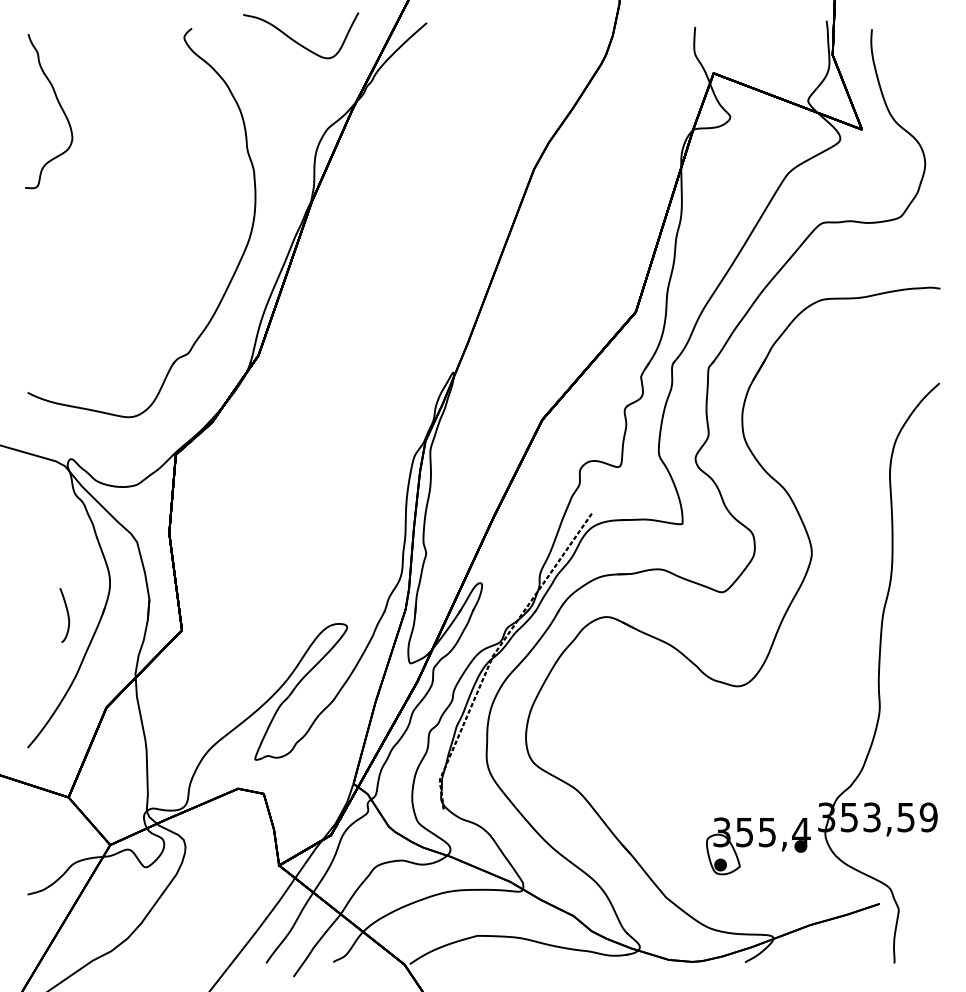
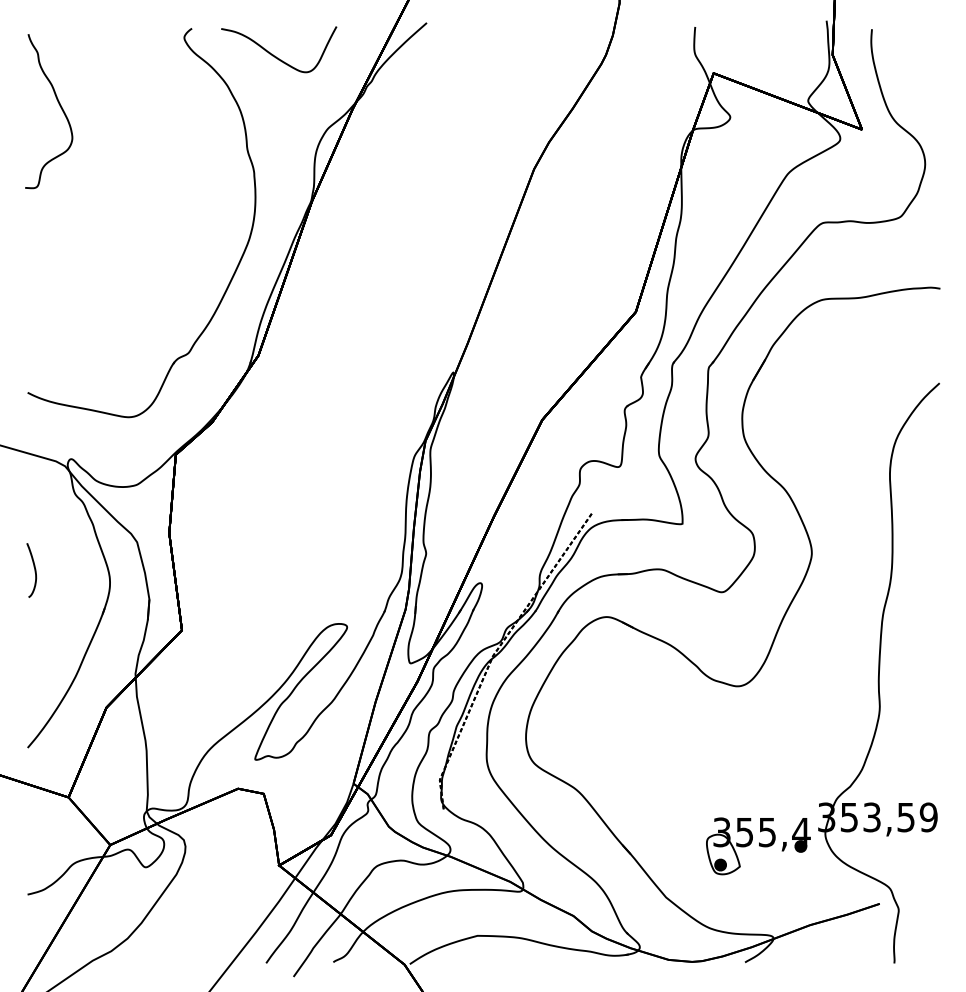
curve position: (298, 42) -> (276, 56) (276, 56)
curve position: (67, 615) -> (34, 570) (34, 570)
